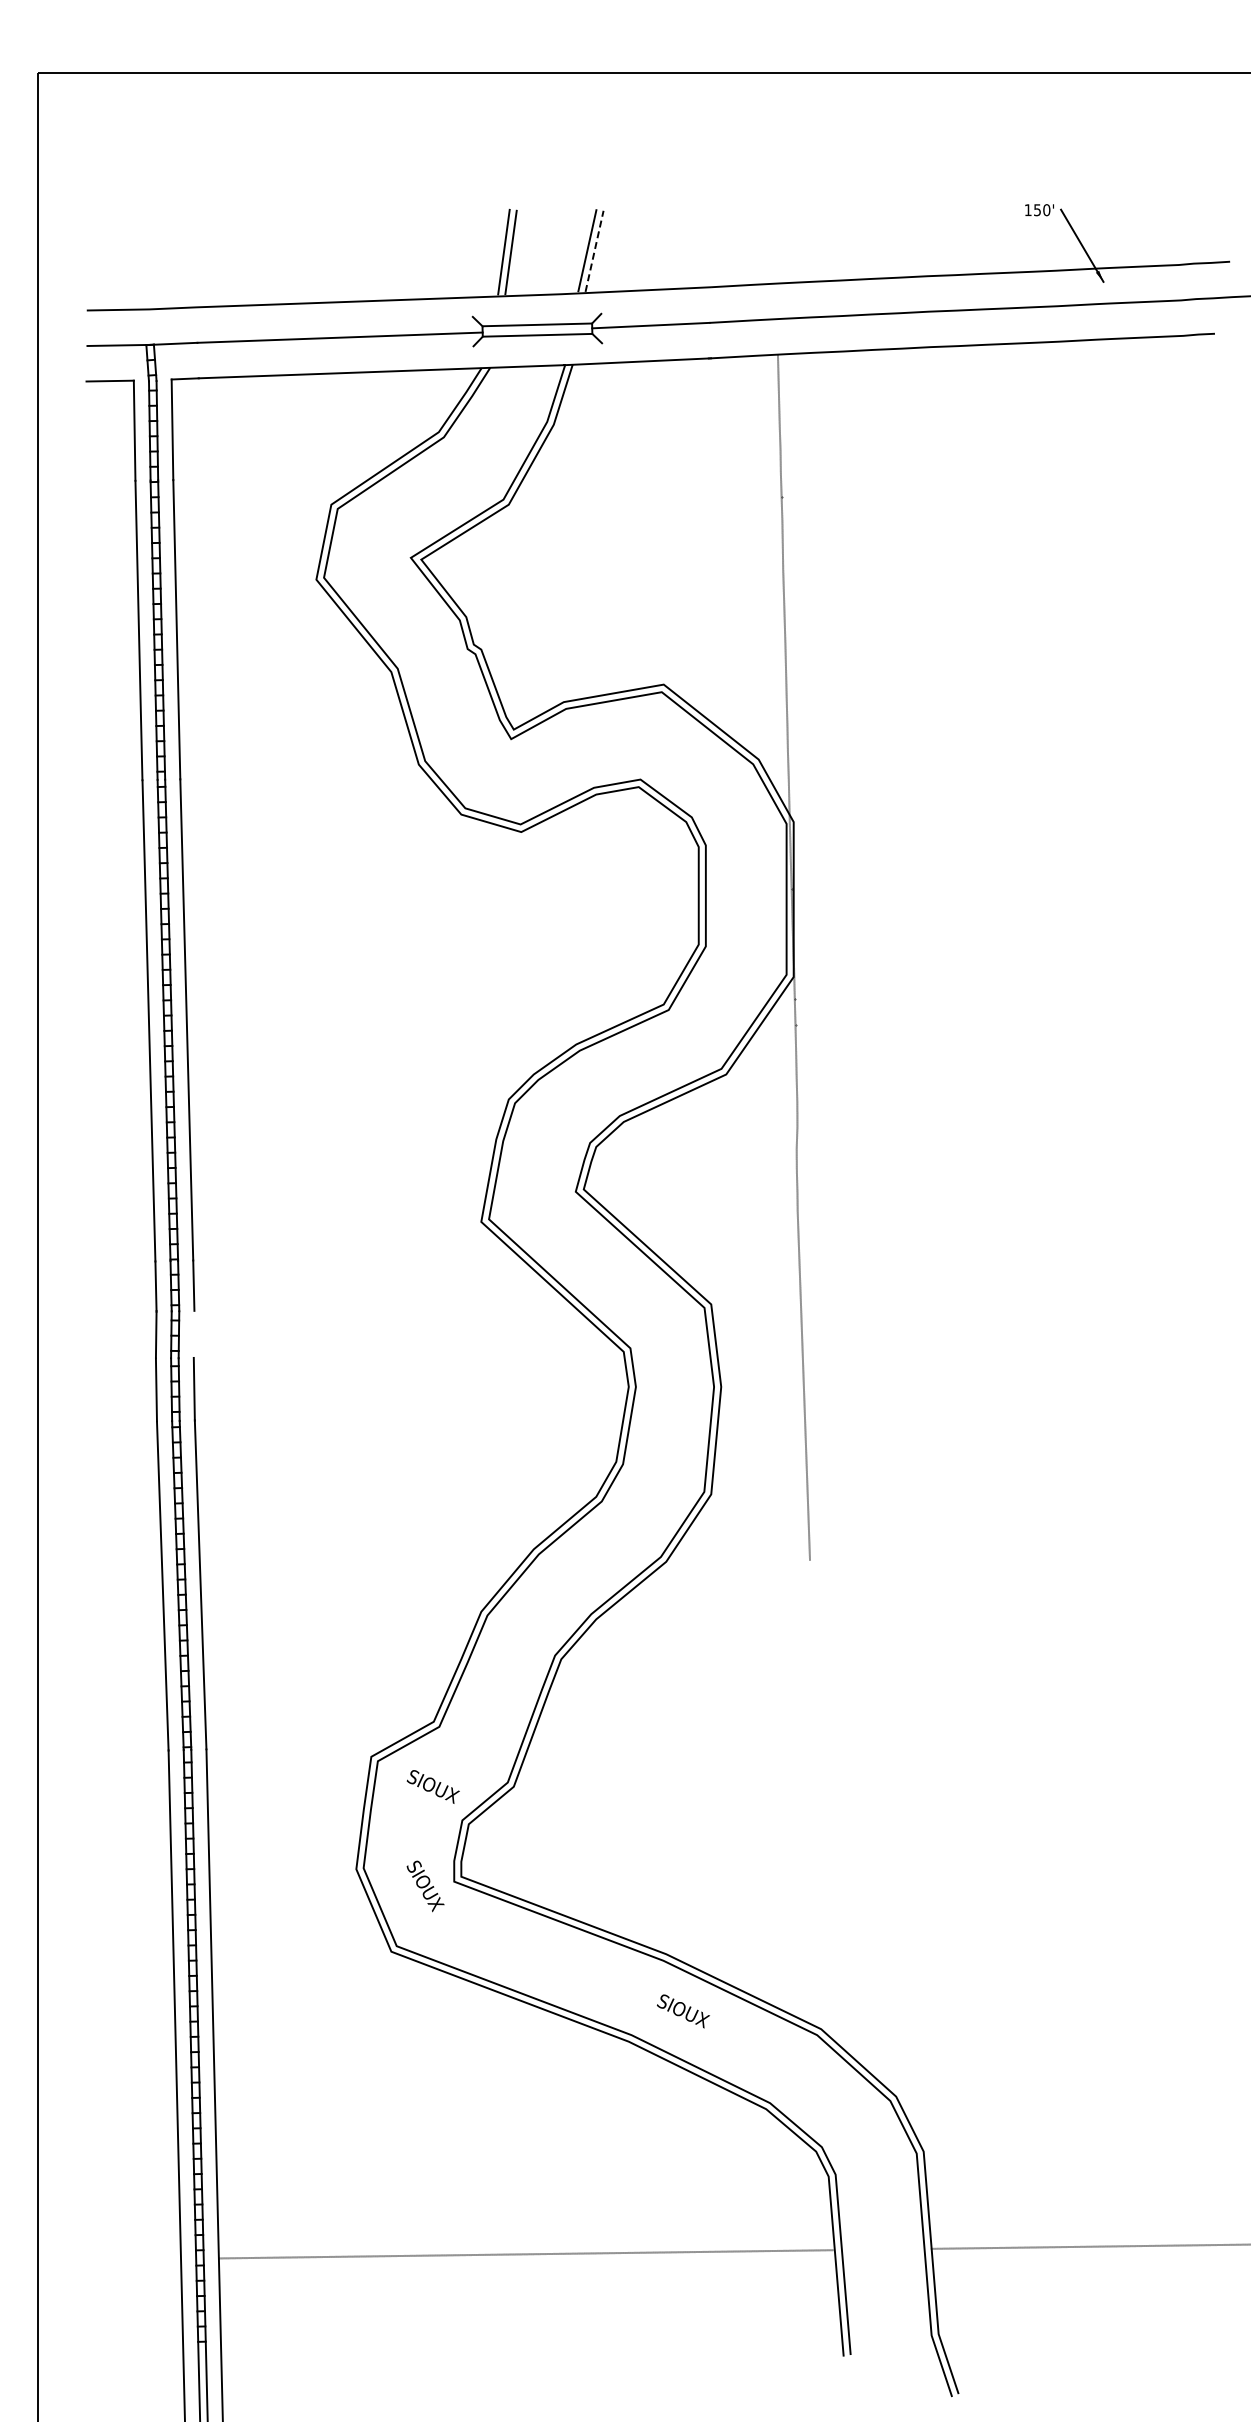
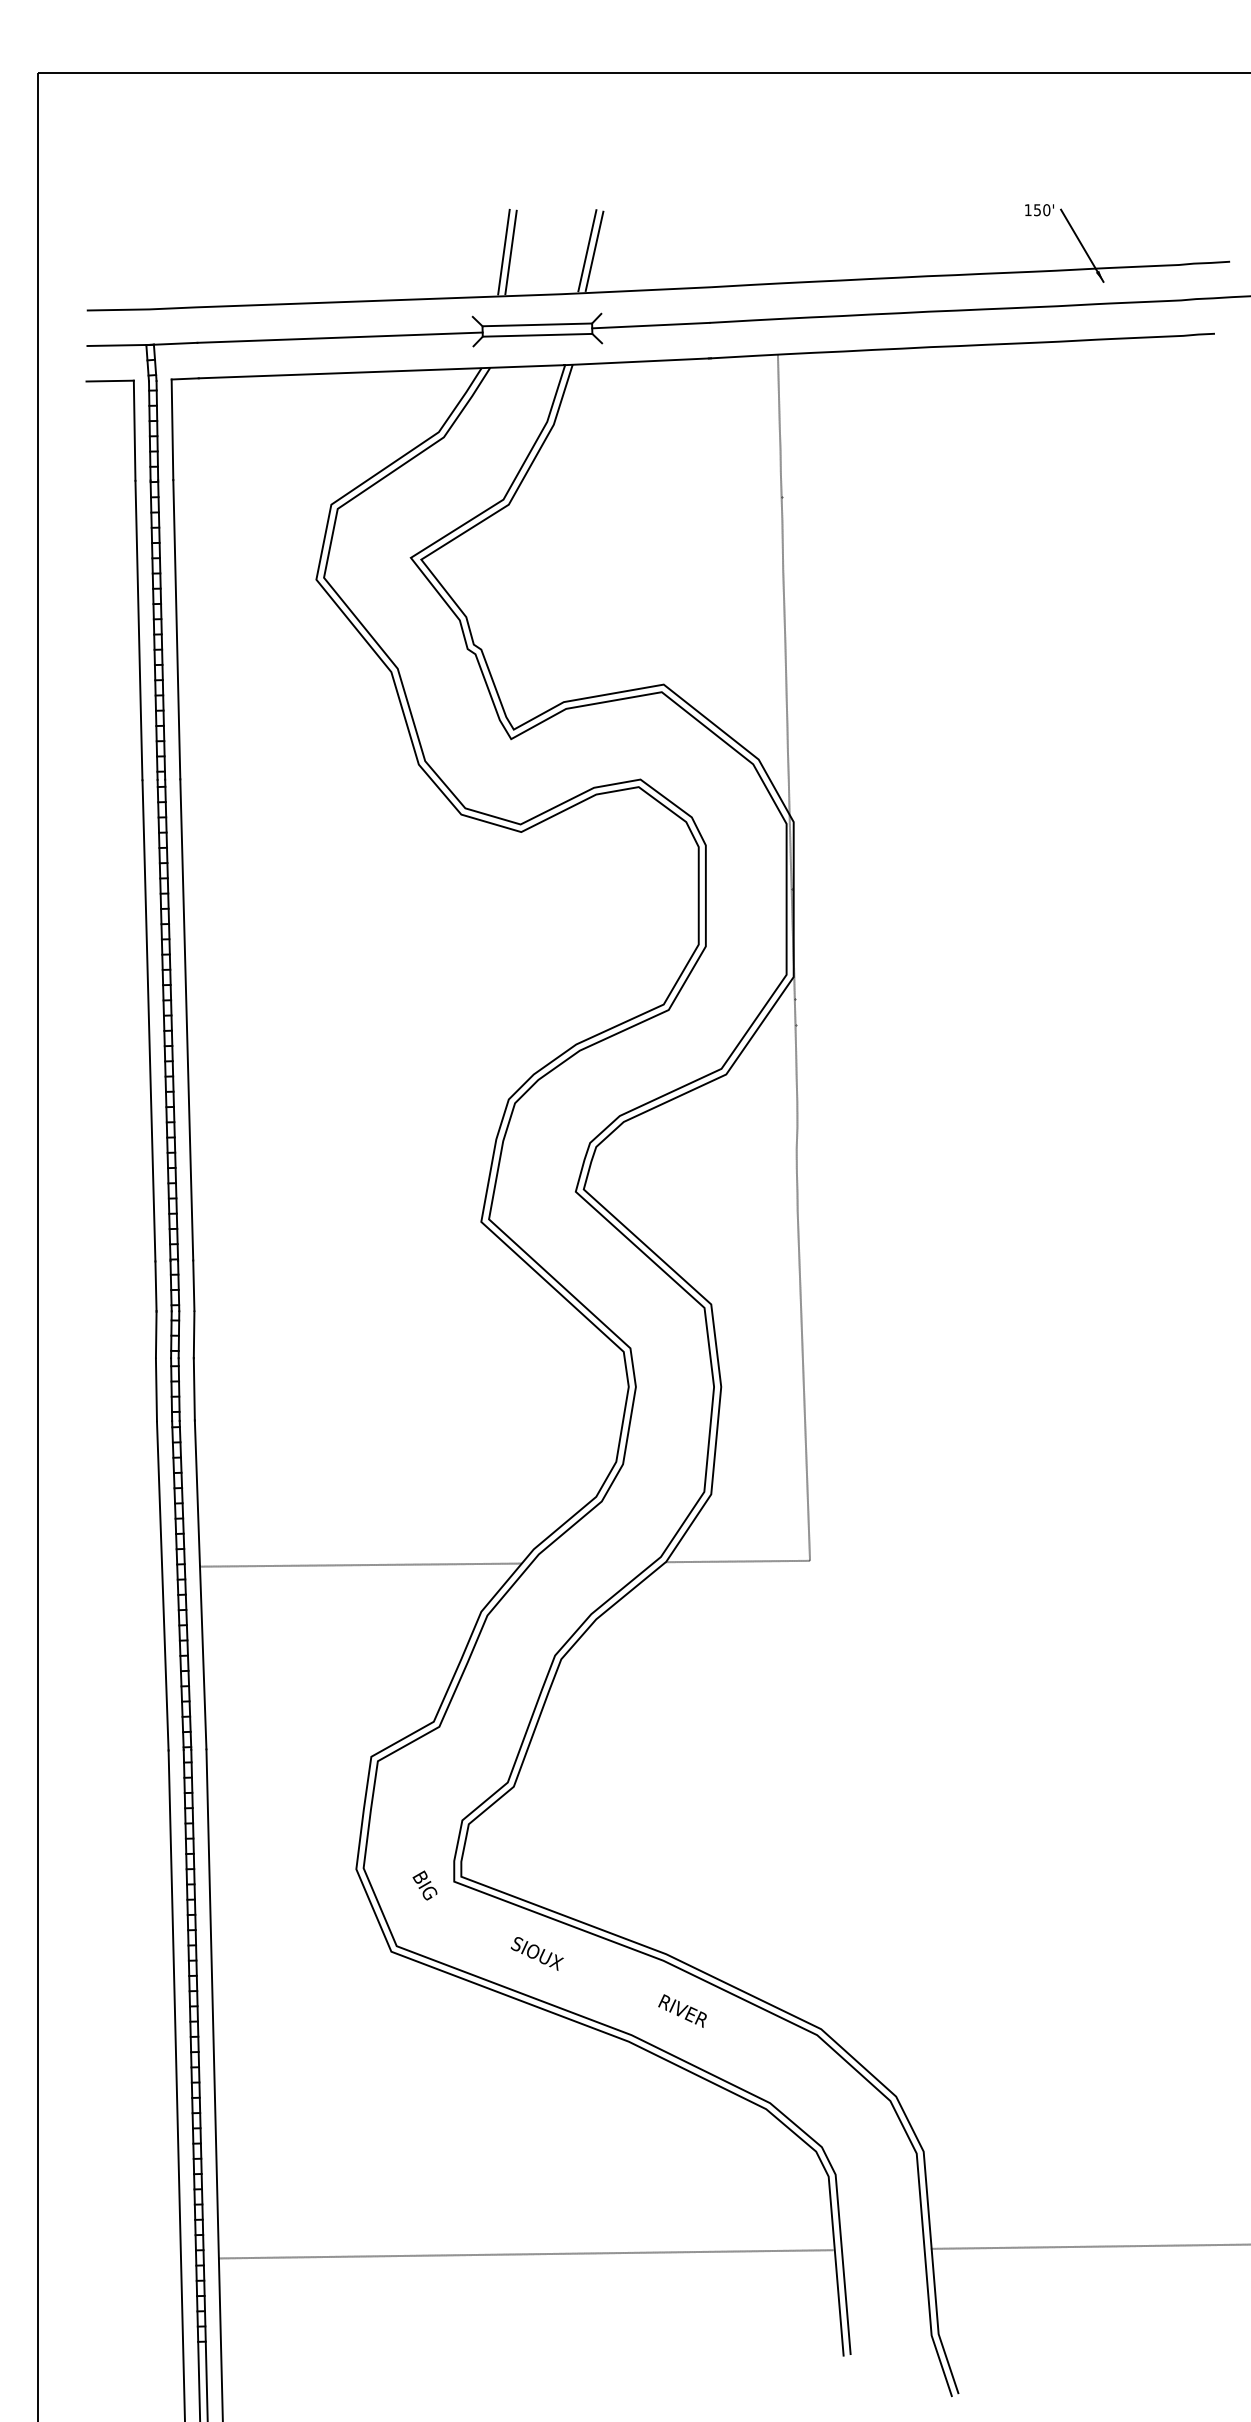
line: dashed -> solid (594, 251)
line: none -> present (193, 1334)
line: none -> present (738, 1561)
line: none -> present (360, 1564)
text position: (432, 1786) -> (536, 1953) (536, 1953)
text: SIOUX -> BIG (425, 1886)
text: SIOUX -> RIVER (682, 2011)
